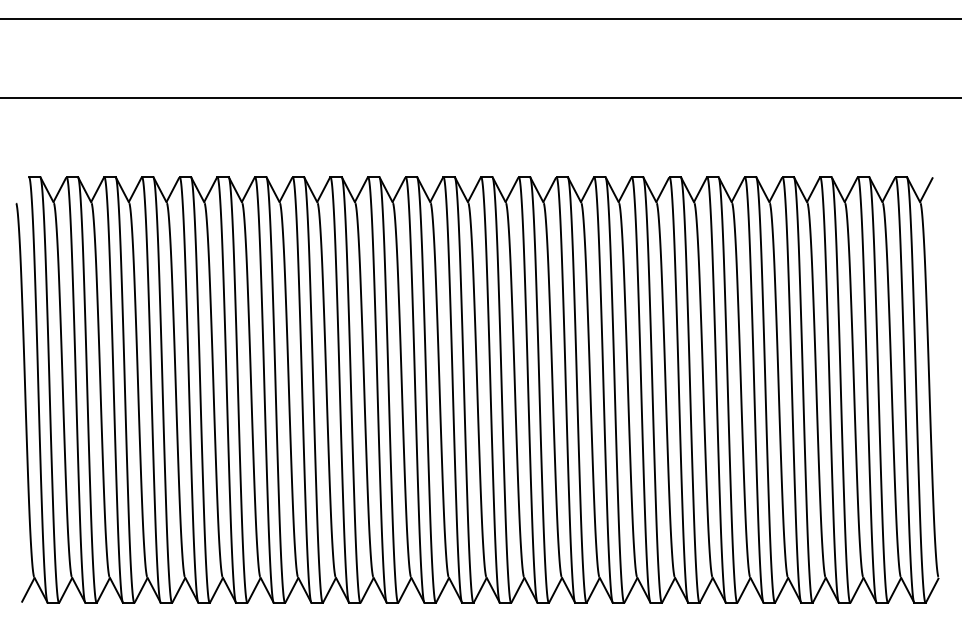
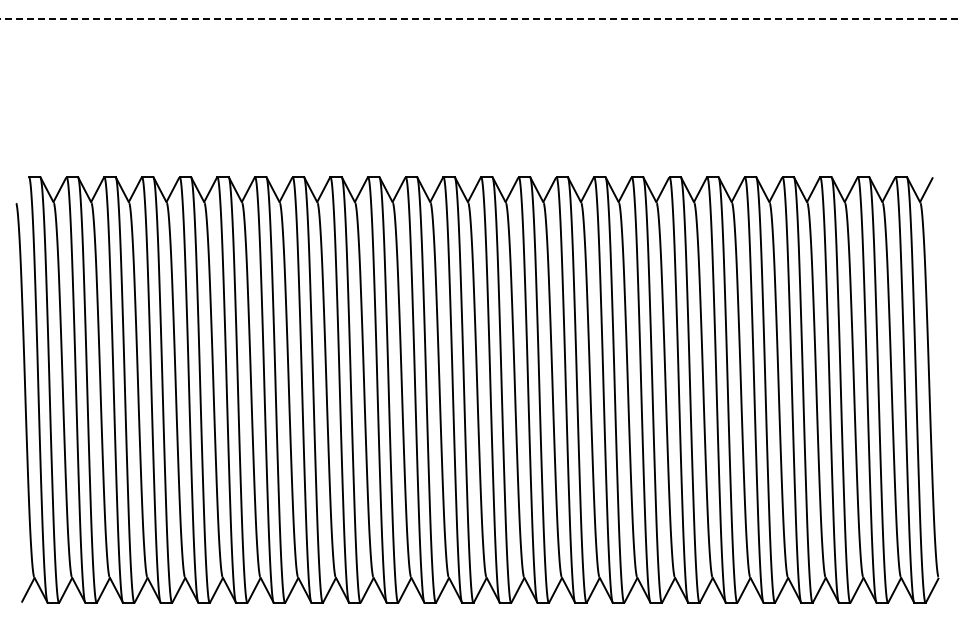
line: solid -> dashed (480, 18)
line: present -> none (480, 97)
